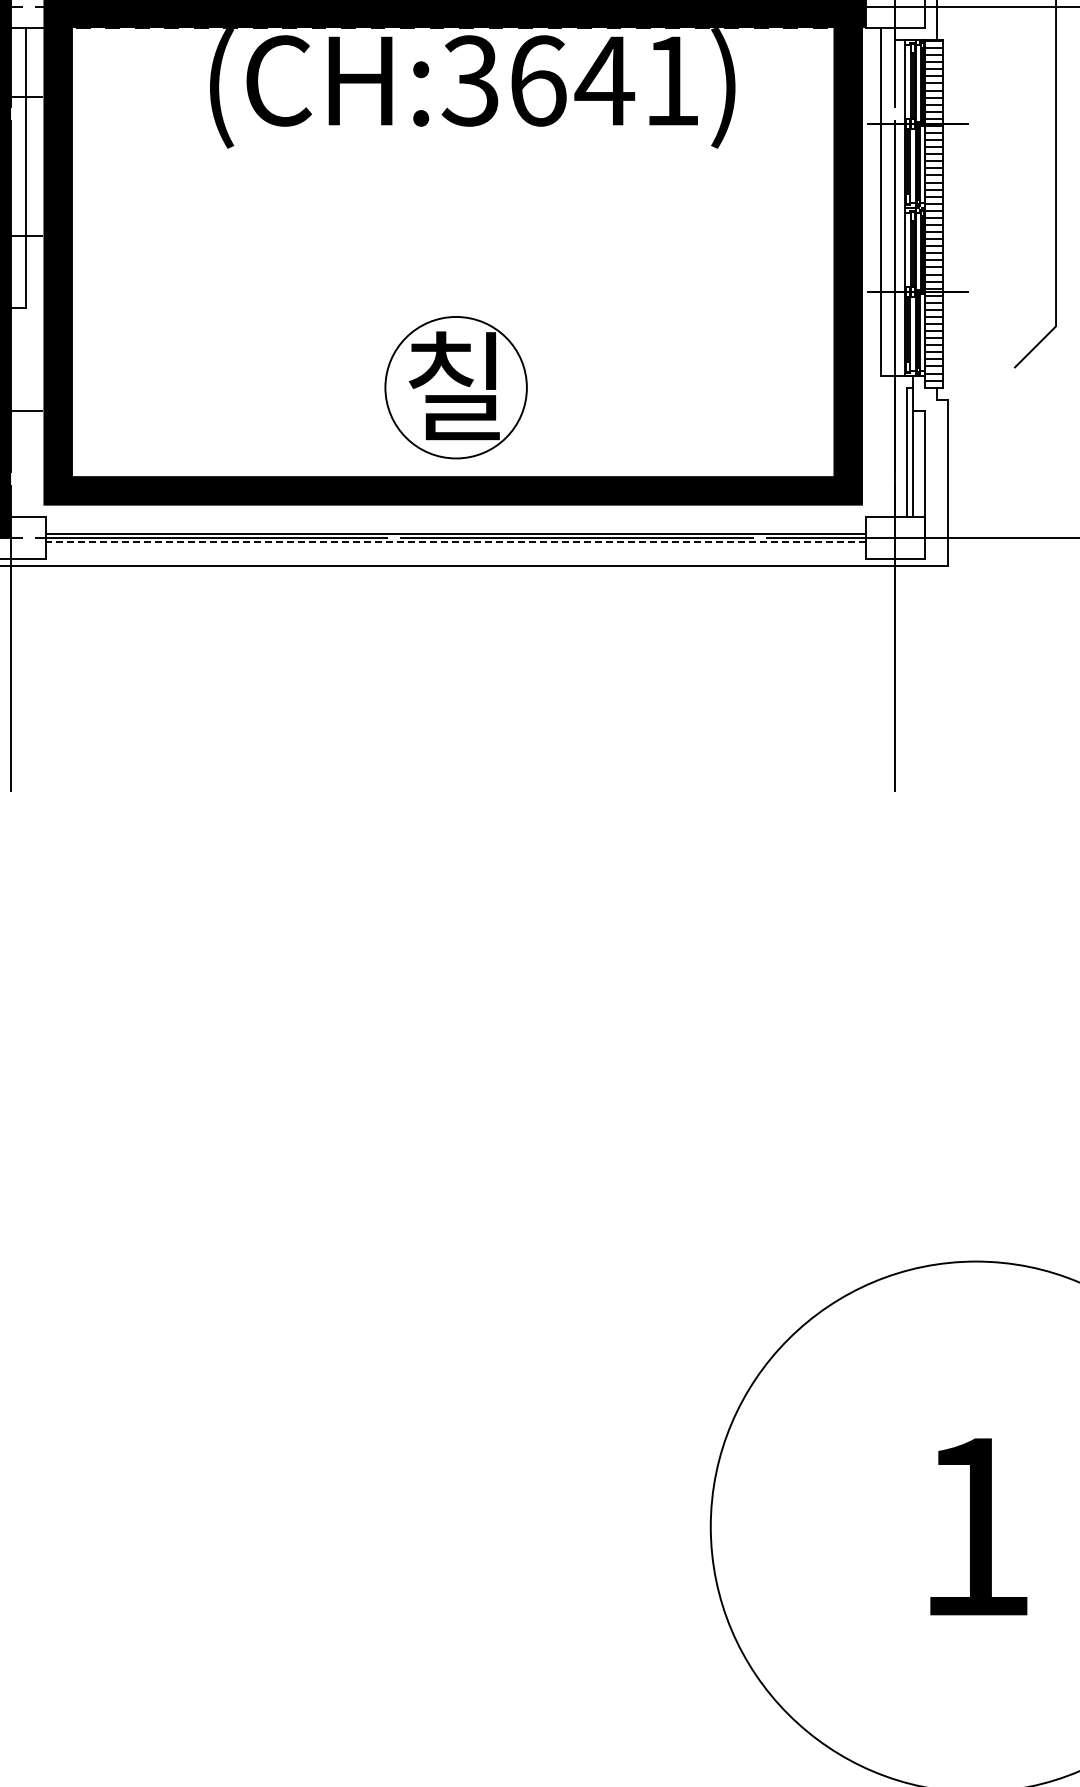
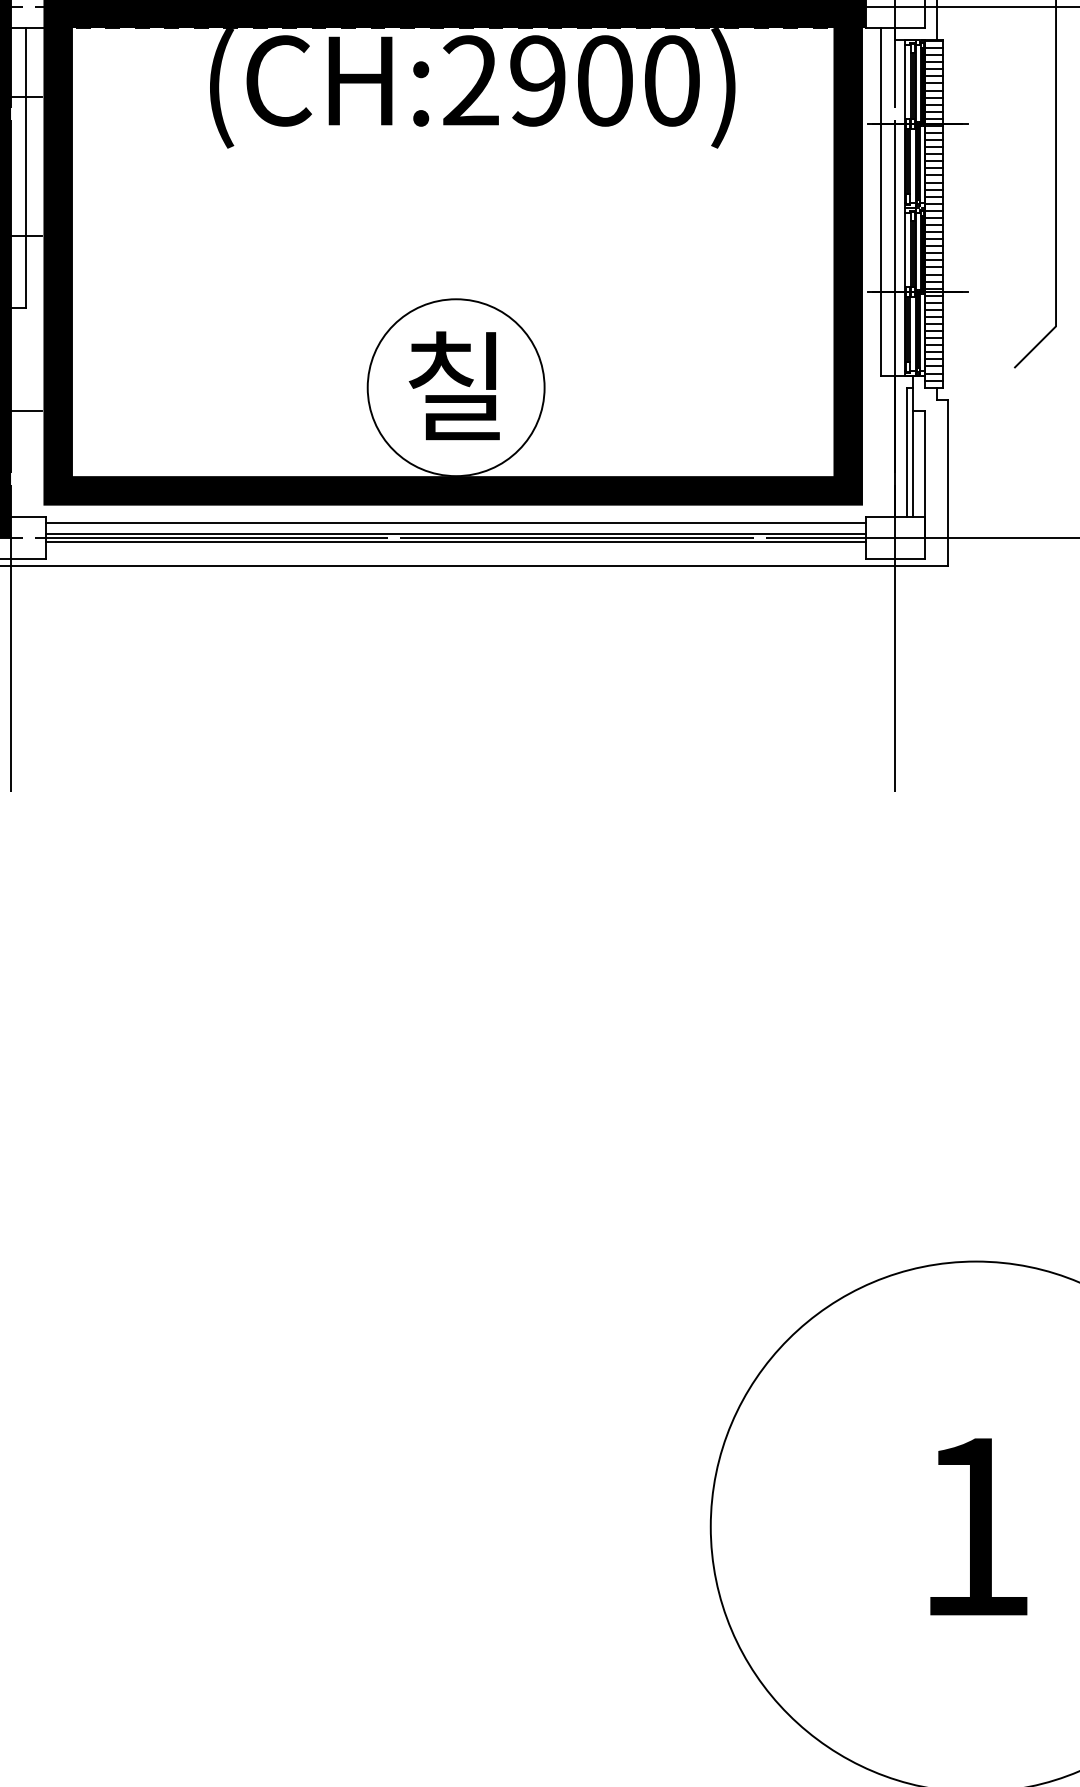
text: (CH:3641) -> (CH:2900) (570, 80)
circle diameter: 141 px -> 177 px (455, 387)
line: none -> present (455, 523)
line: dashed -> solid (456, 542)
